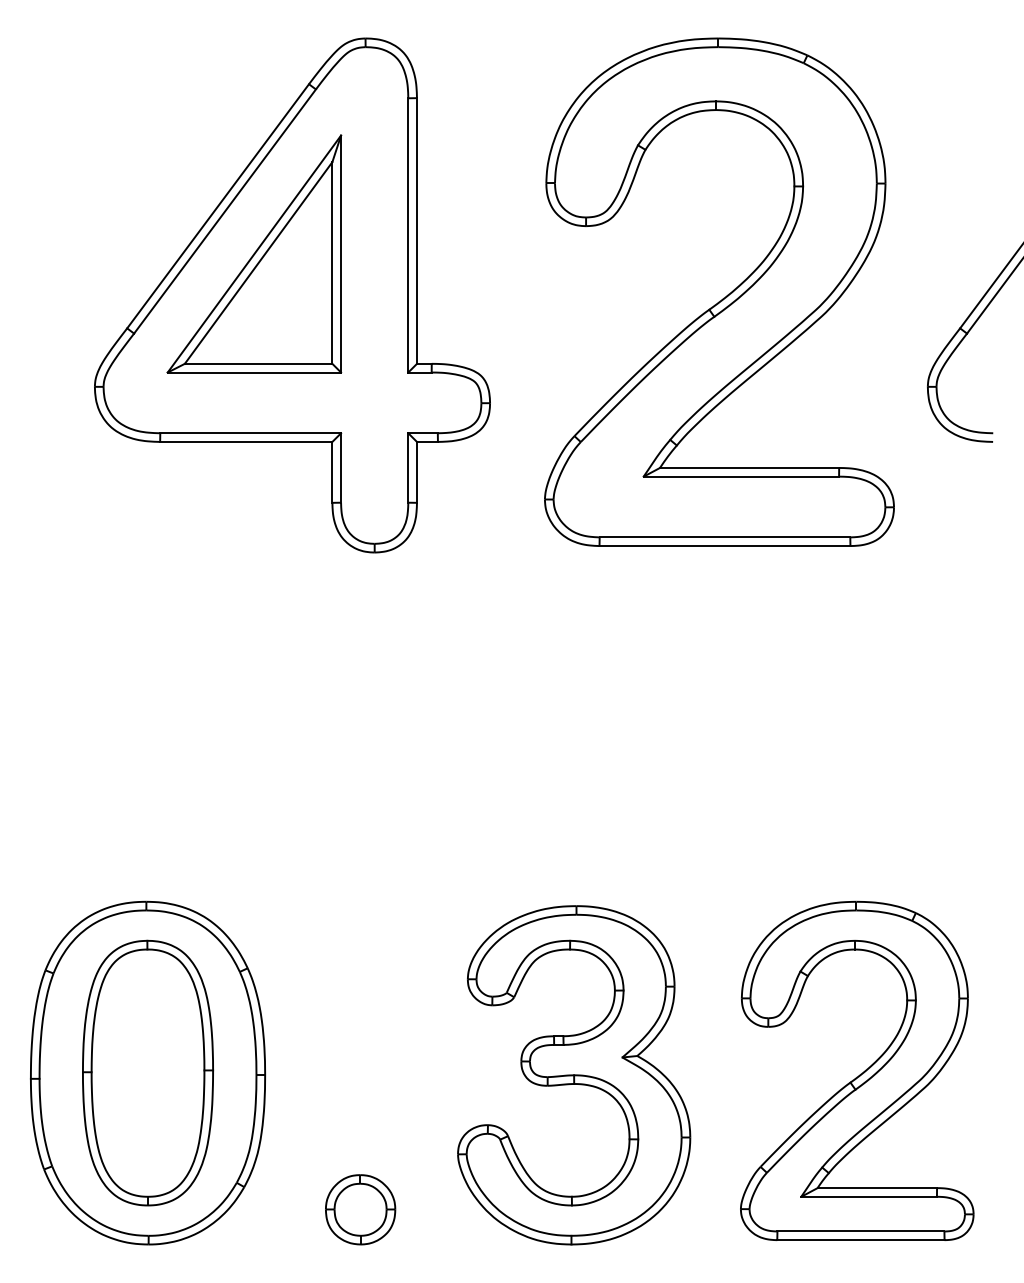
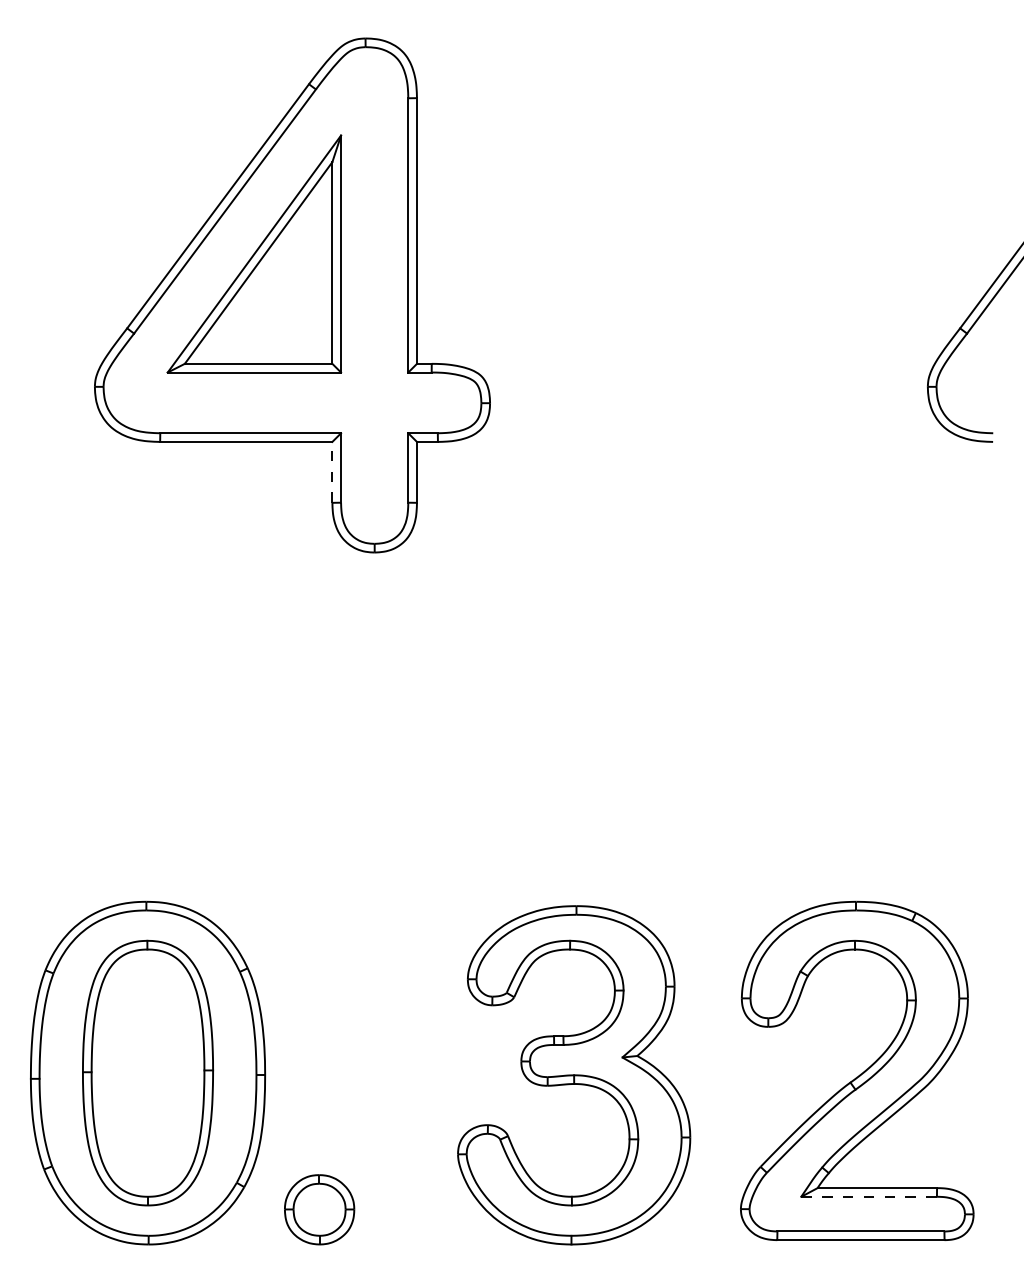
part: present -> none (723, 297)
line: solid -> dashed (332, 471)
line: solid -> dashed (869, 1196)
part position: (360, 1209) -> (319, 1209) (319, 1209)
